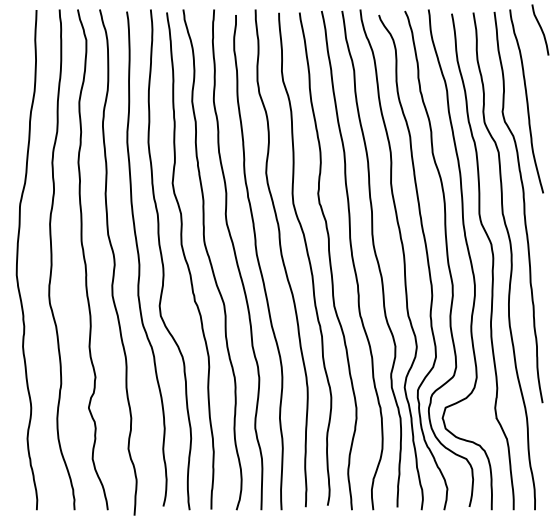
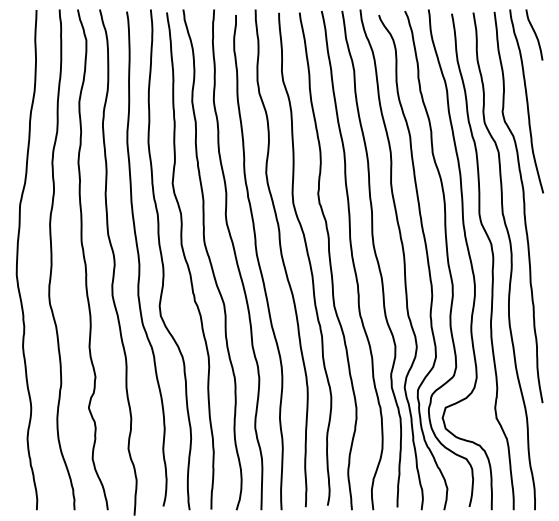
curve position: (540, 29) -> (534, 34) (534, 34)
